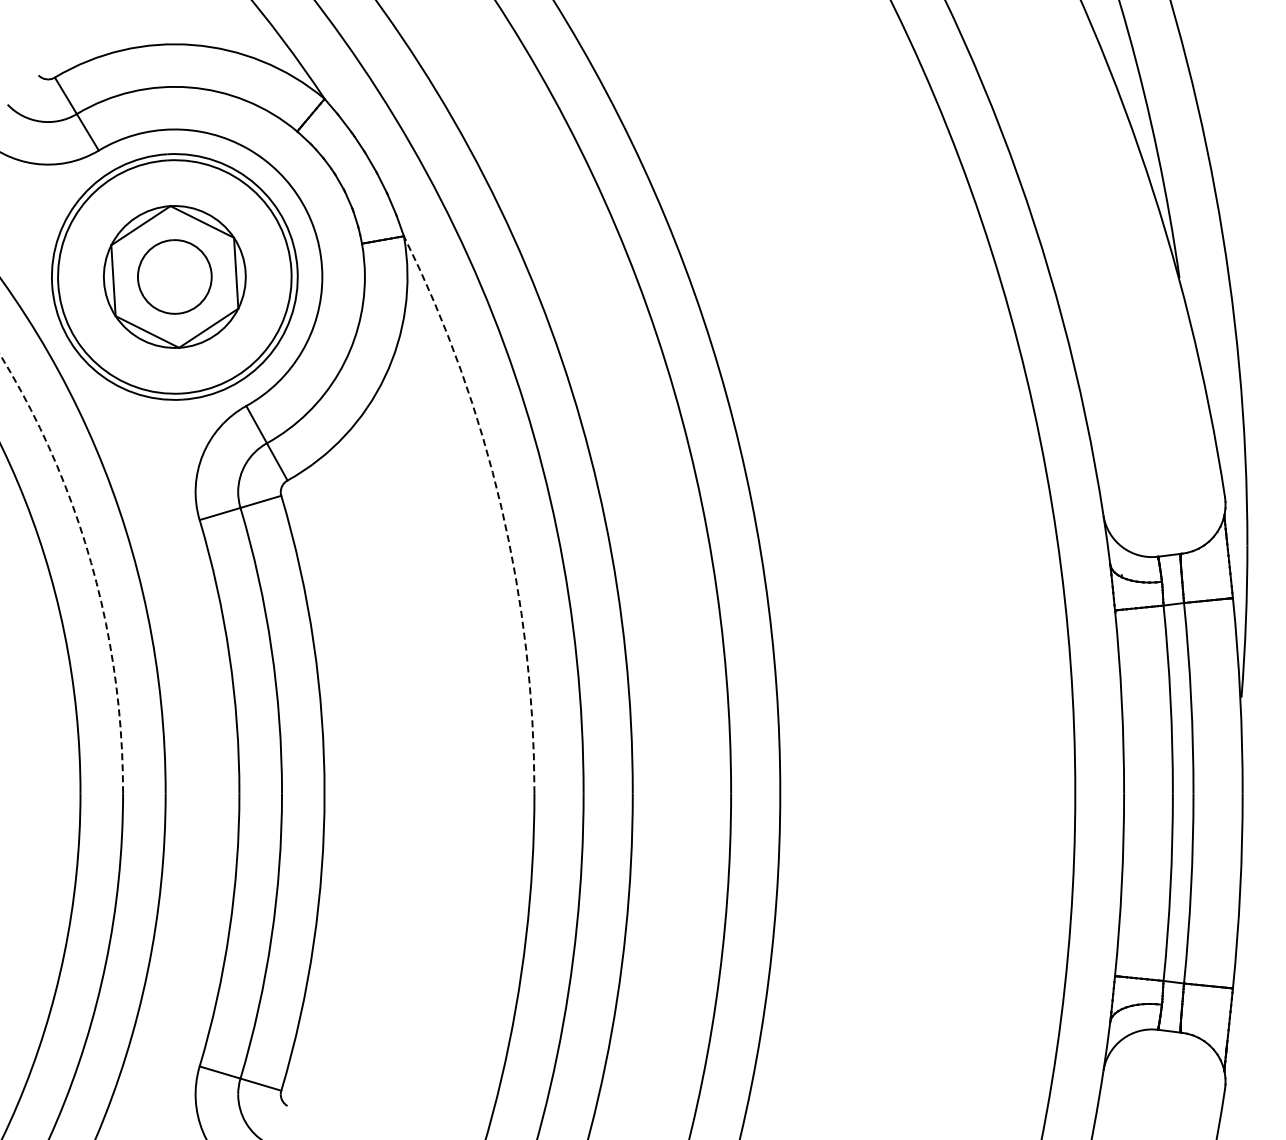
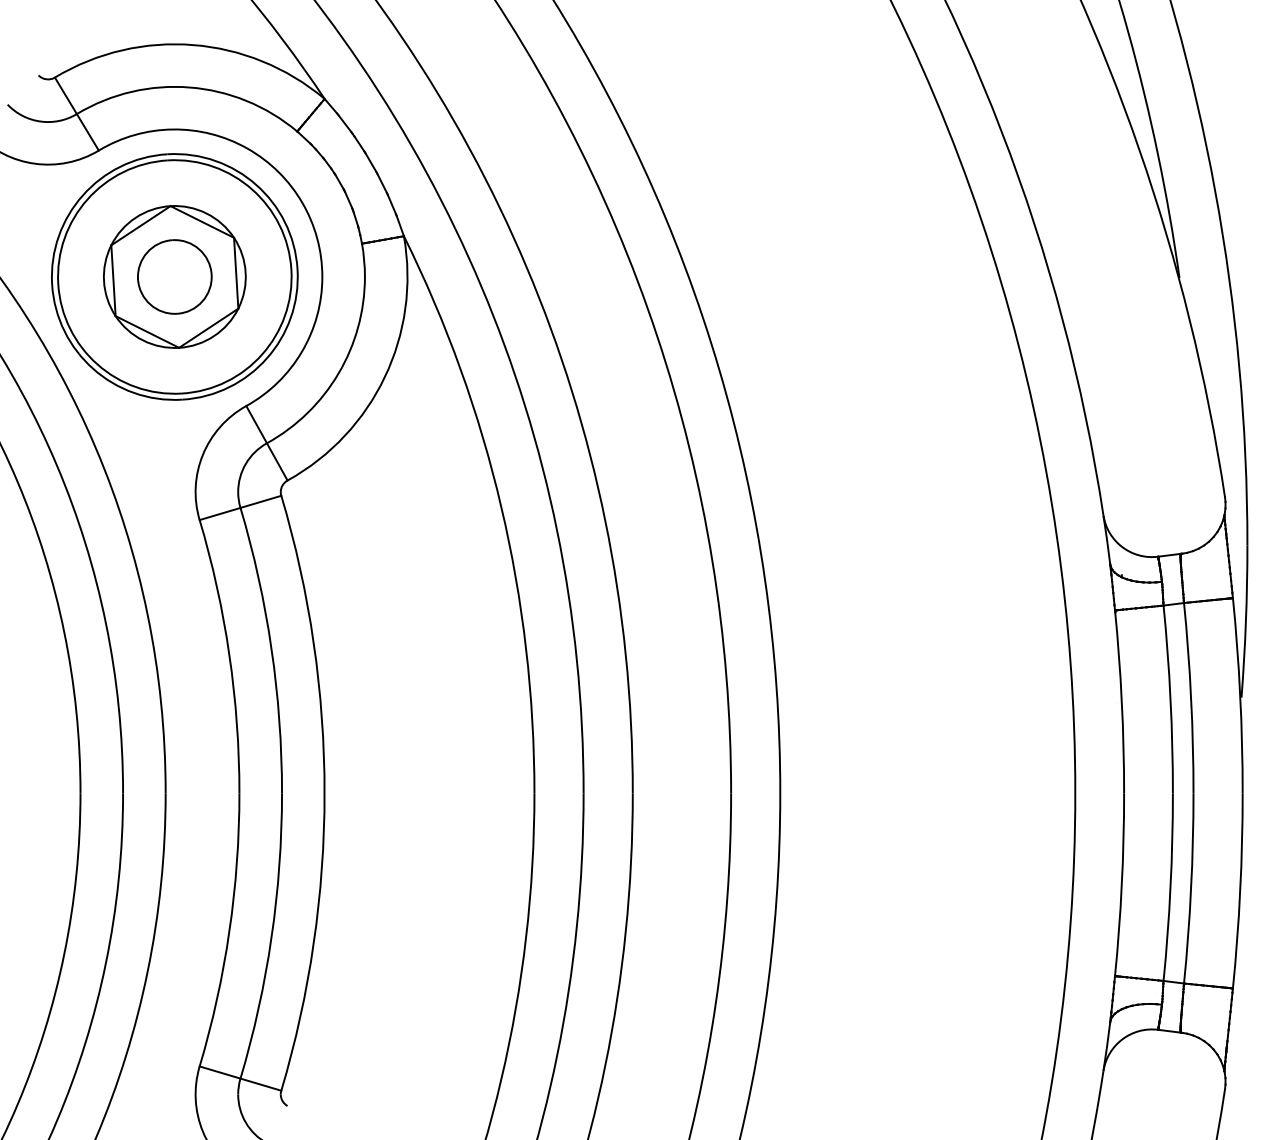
arc: dashed -> solid (501, 507)
arc: dashed -> solid (91, 564)
